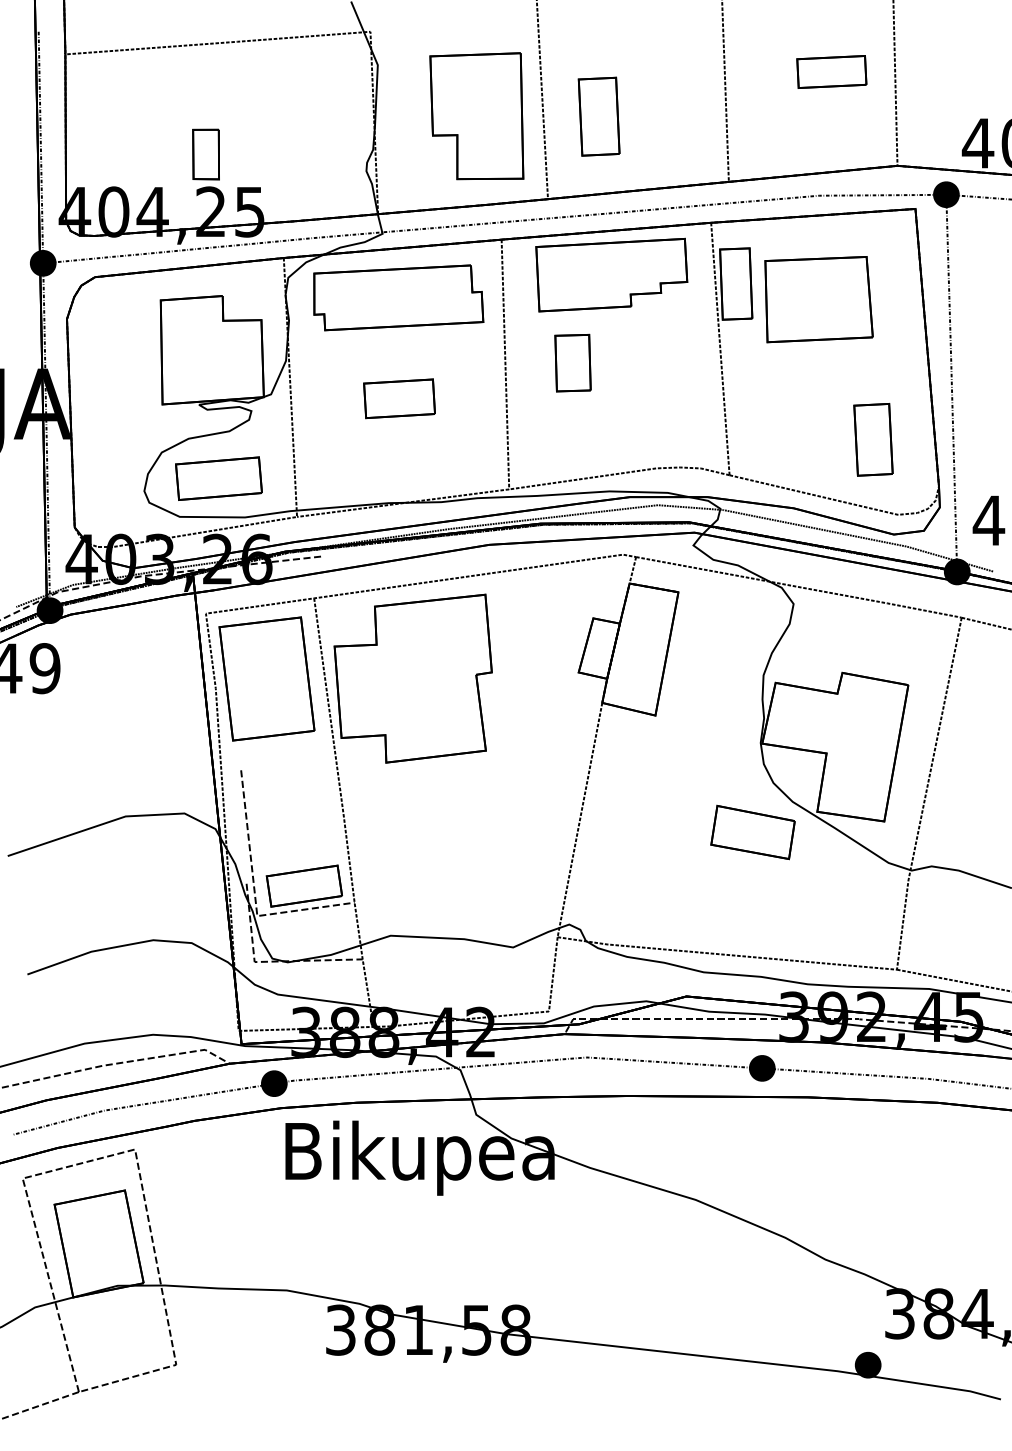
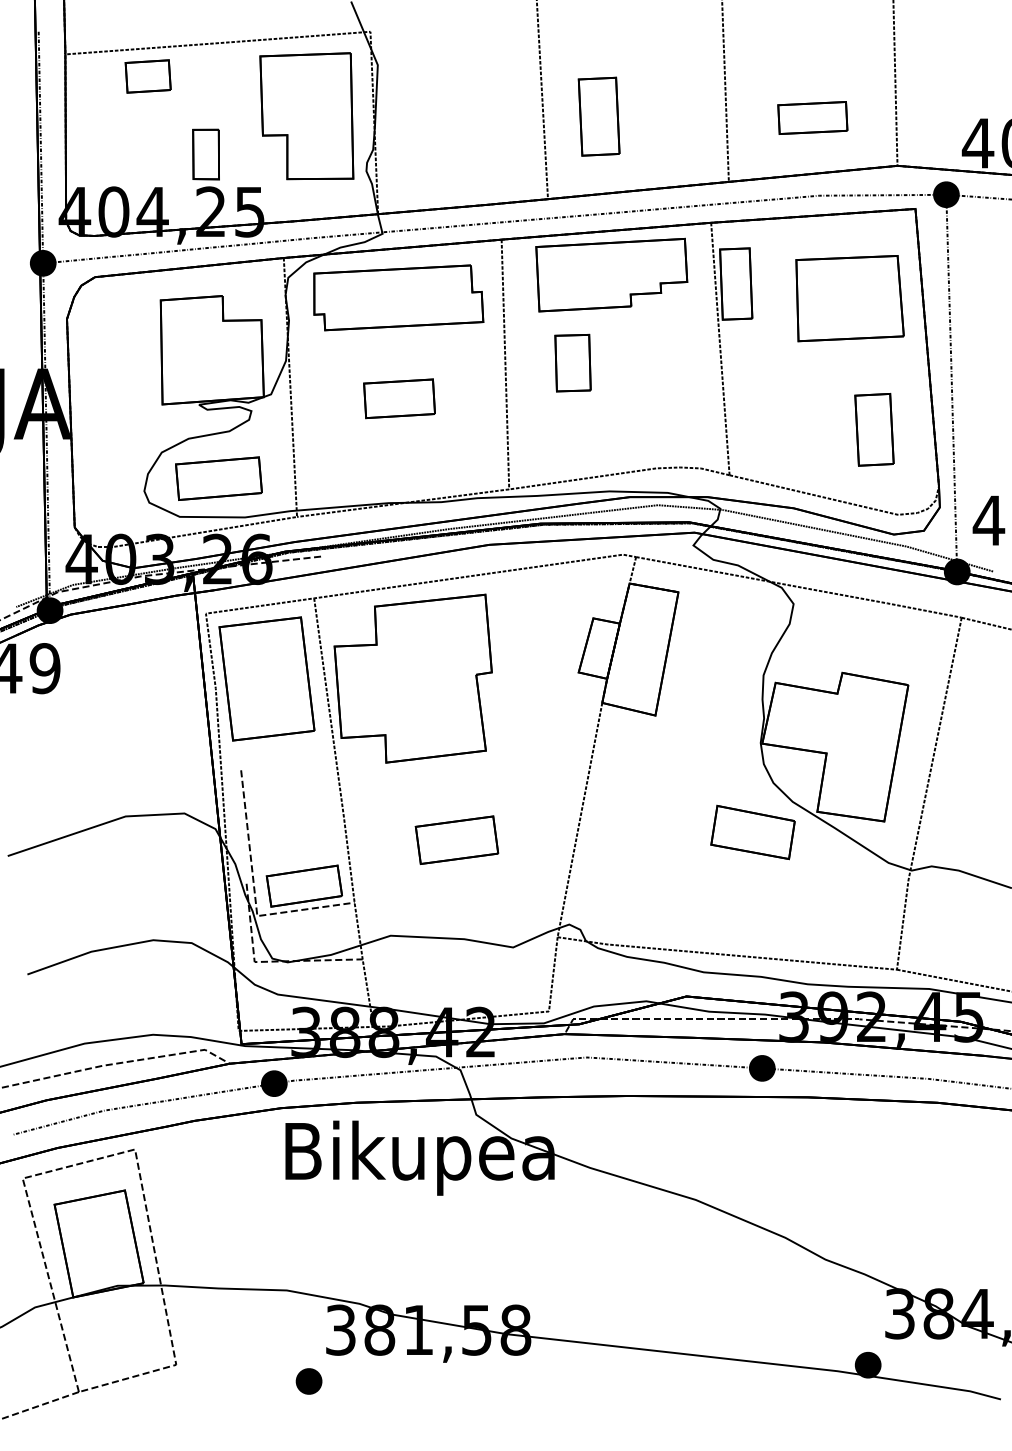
part position: (831, 71) -> (812, 117) (812, 117)
part: none -> present (147, 76)
part position: (476, 116) -> (306, 116) (306, 116)
part position: (818, 299) -> (849, 298) (849, 298)
part position: (873, 439) -> (874, 429) (874, 429)
part: none -> present (456, 839)
part: none -> present (308, 1381)
